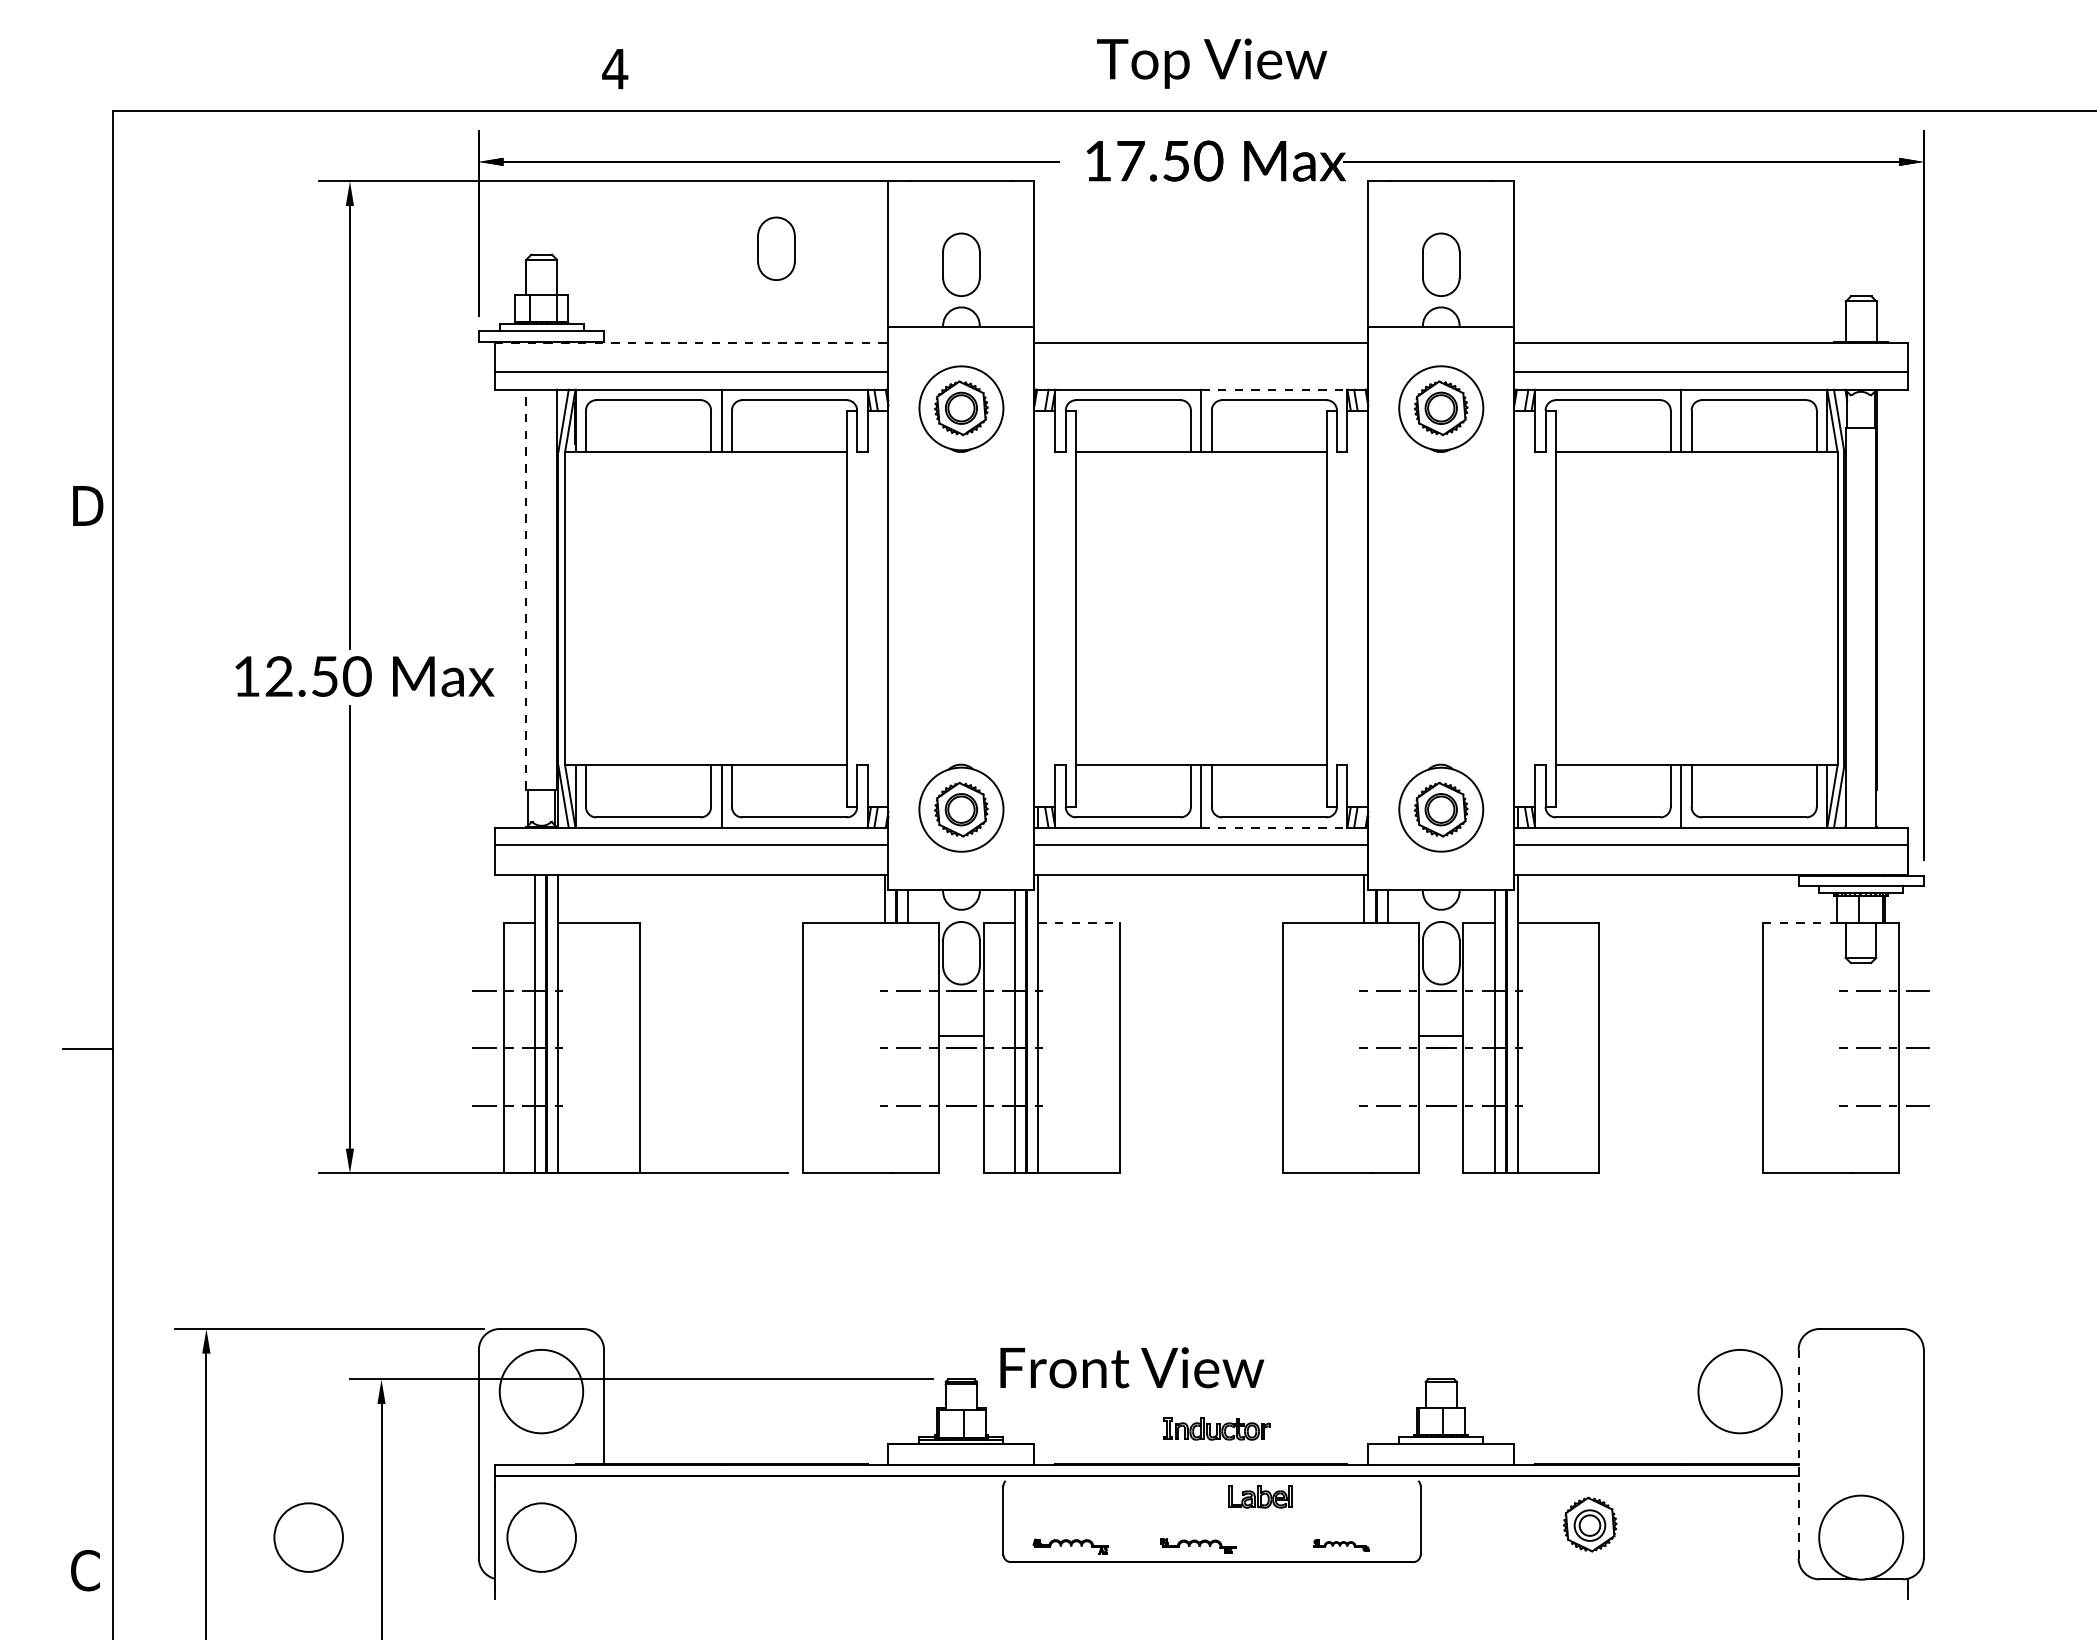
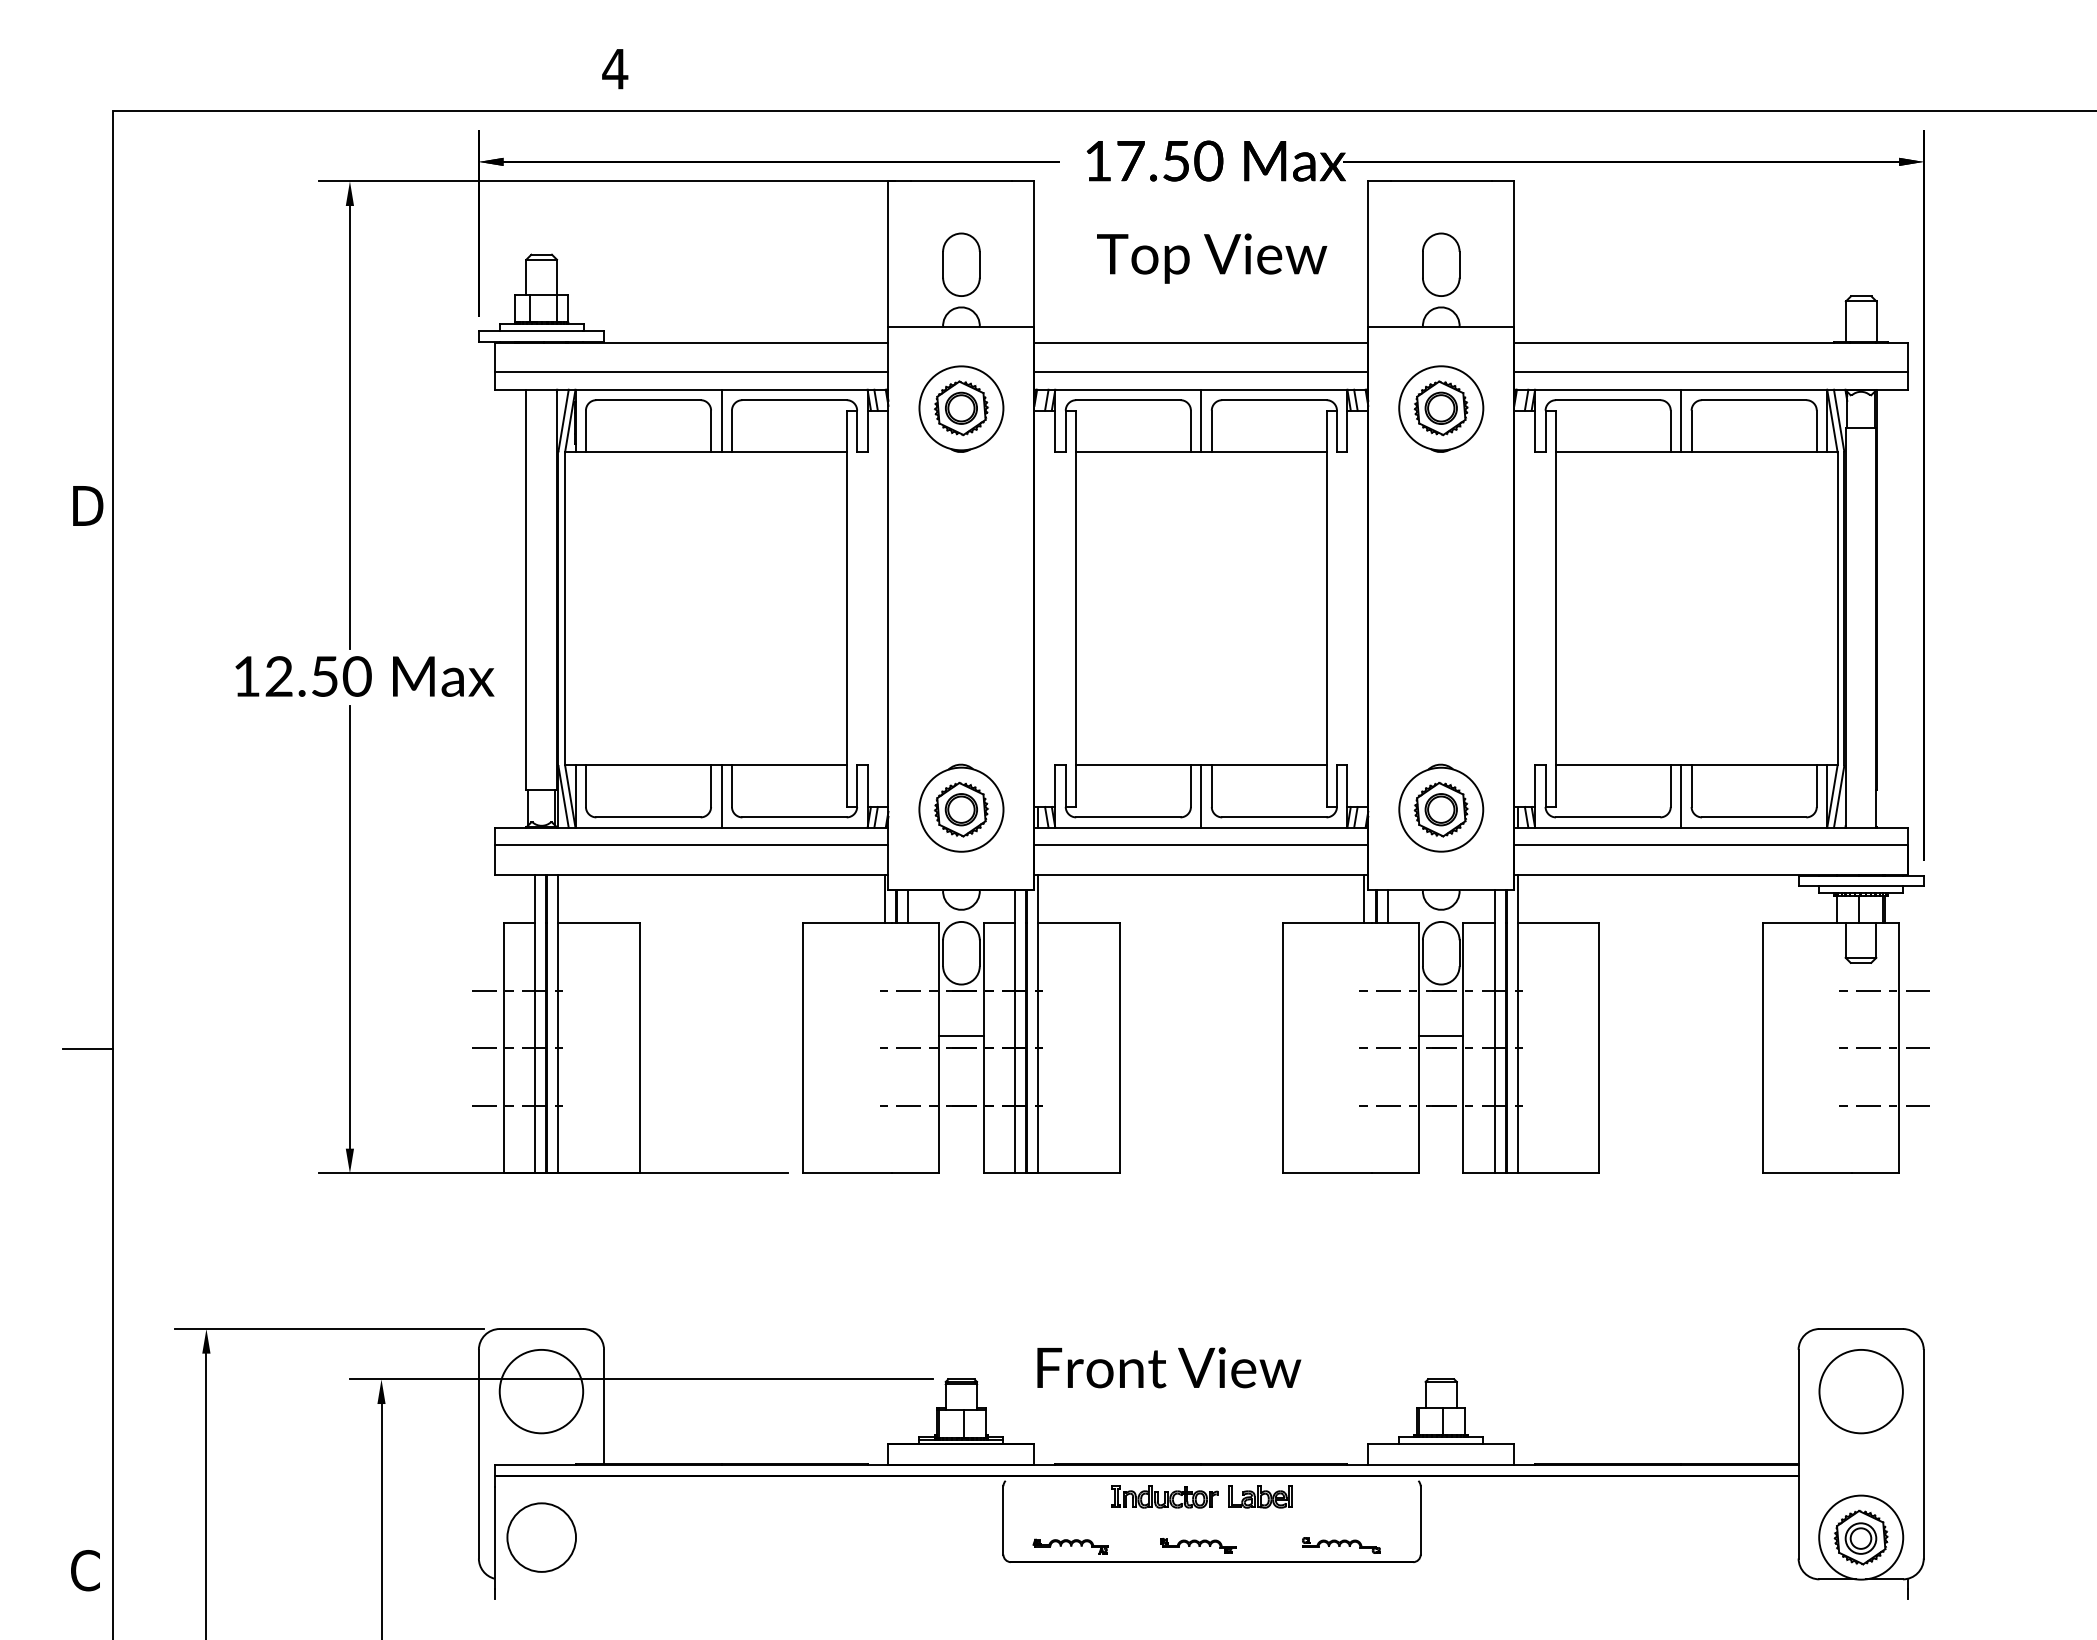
text position: (1212, 63) -> (1212, 258) (1212, 258)
part: present -> none (776, 248)
line: dashed -> solid (691, 343)
line: none -> present (1201, 372)
line: dashed -> solid (1274, 389)
line: dashed -> solid (526, 589)
line: dashed -> solid (1274, 827)
line: dashed -> solid (1078, 923)
line: dashed -> solid (1800, 923)
text position: (1132, 1367) -> (1169, 1367) (1169, 1367)
circle position: (1739, 1391) -> (1860, 1391) (1860, 1391)
part position: (1216, 1428) -> (1164, 1496) (1164, 1496)
line: dashed -> solid (1798, 1454)
part position: (1589, 1524) -> (1860, 1537) (1860, 1537)
circle: present -> none (308, 1537)
part size: 57x13 px -> 79x17 px (1341, 1545)
